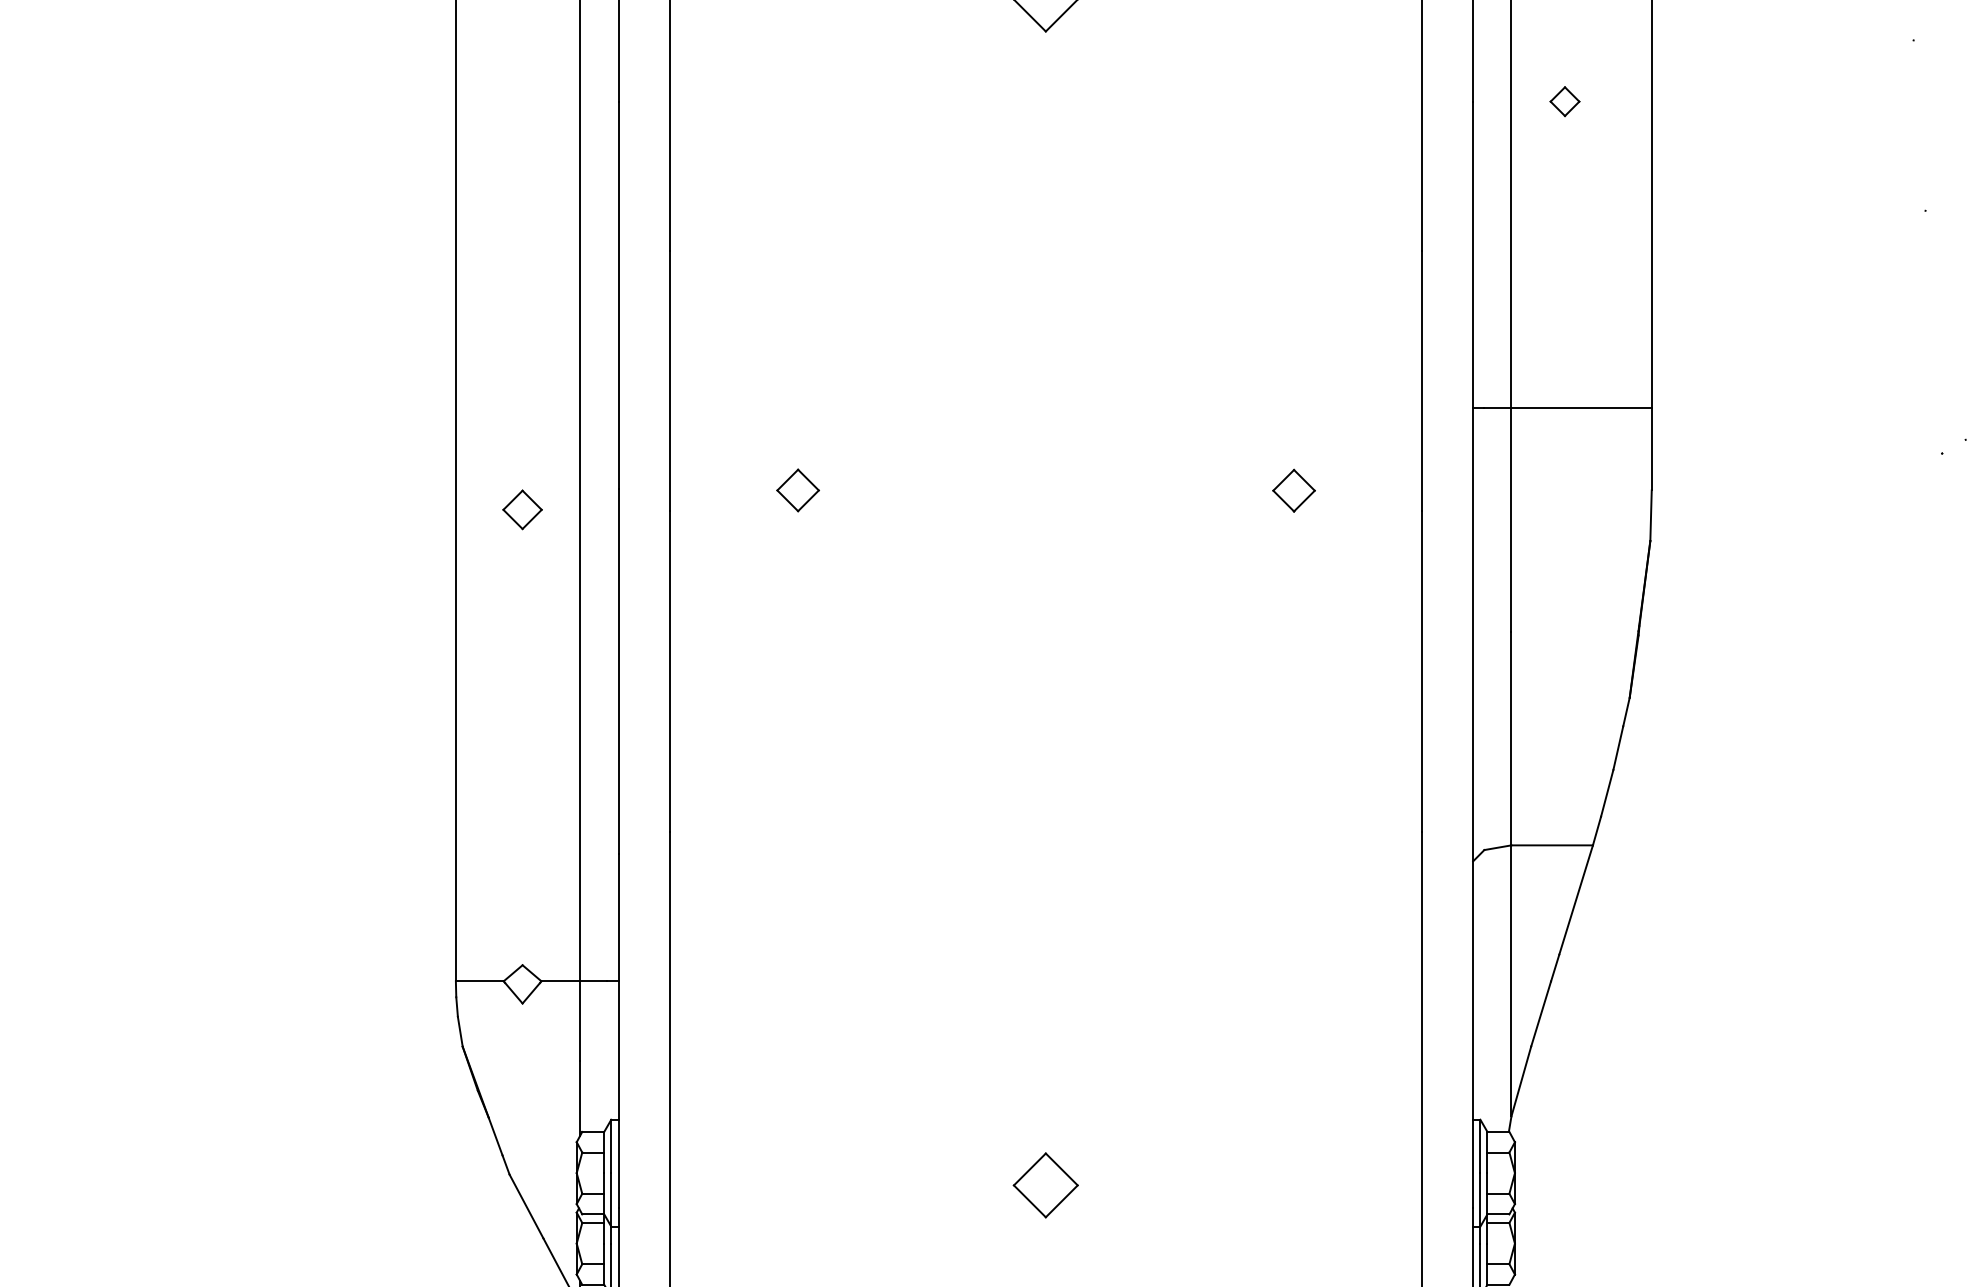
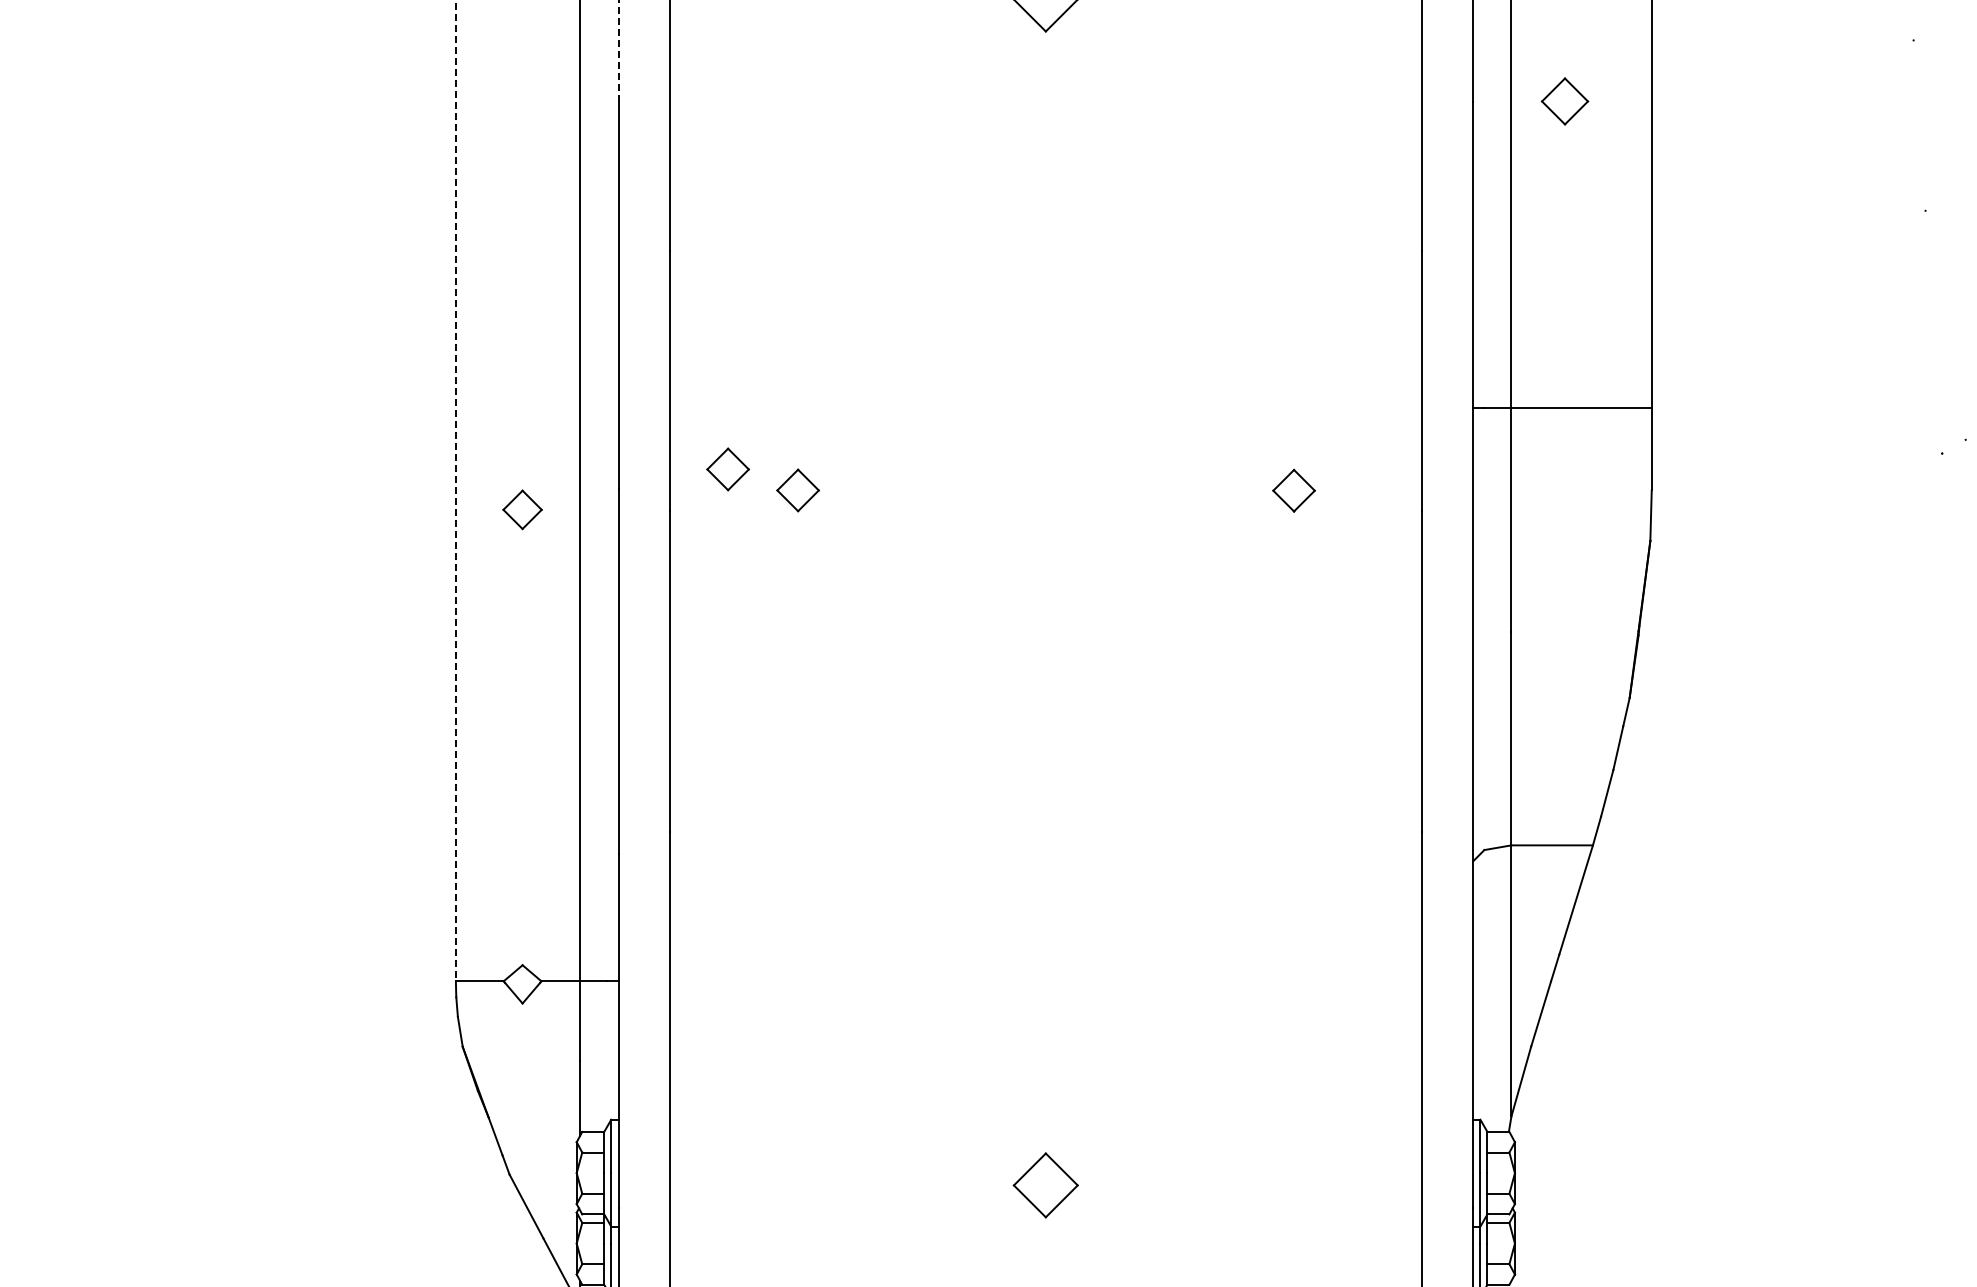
line: solid -> dashed (618, 50)
part size: 32x32 px -> 50x49 px (1564, 101)
part: none -> present (727, 469)
line: solid -> dashed (455, 491)
